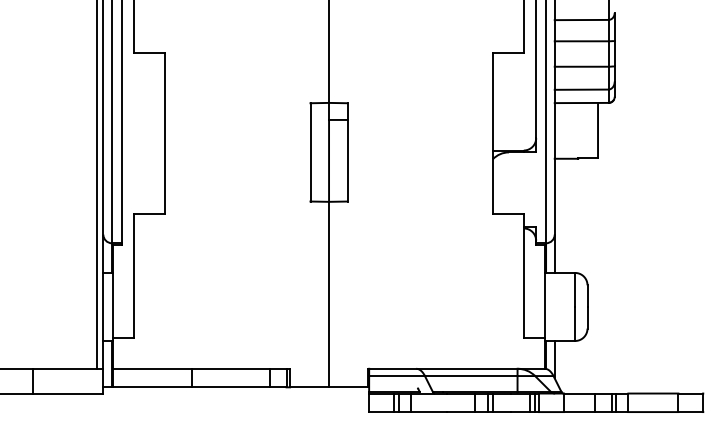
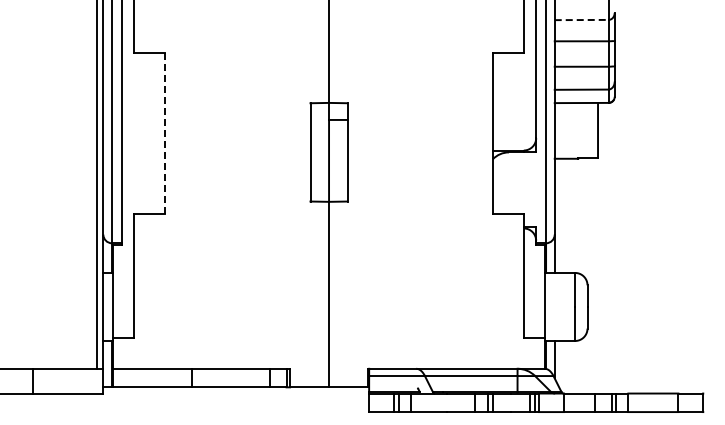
line: solid -> dashed (581, 20)
line: solid -> dashed (165, 134)
